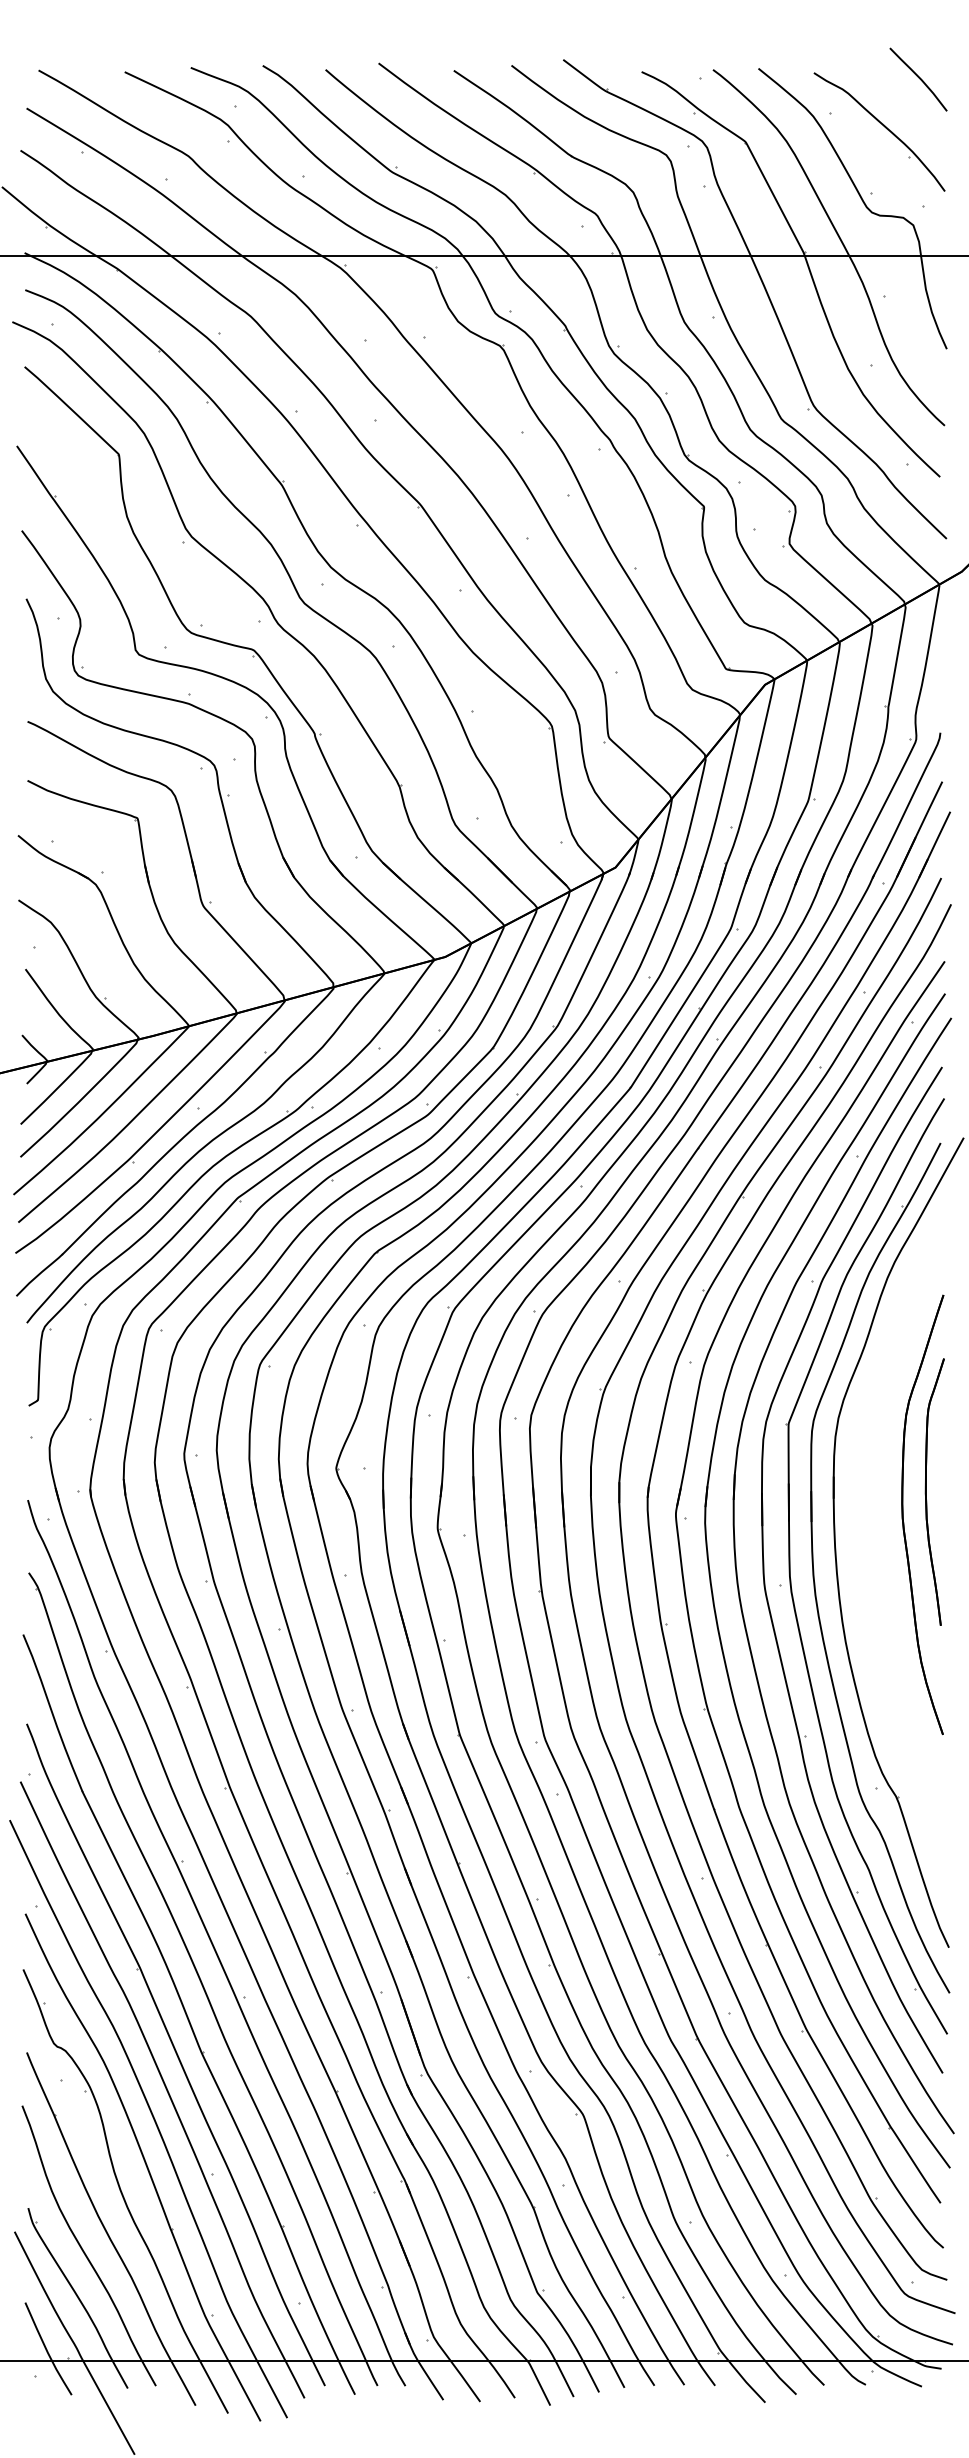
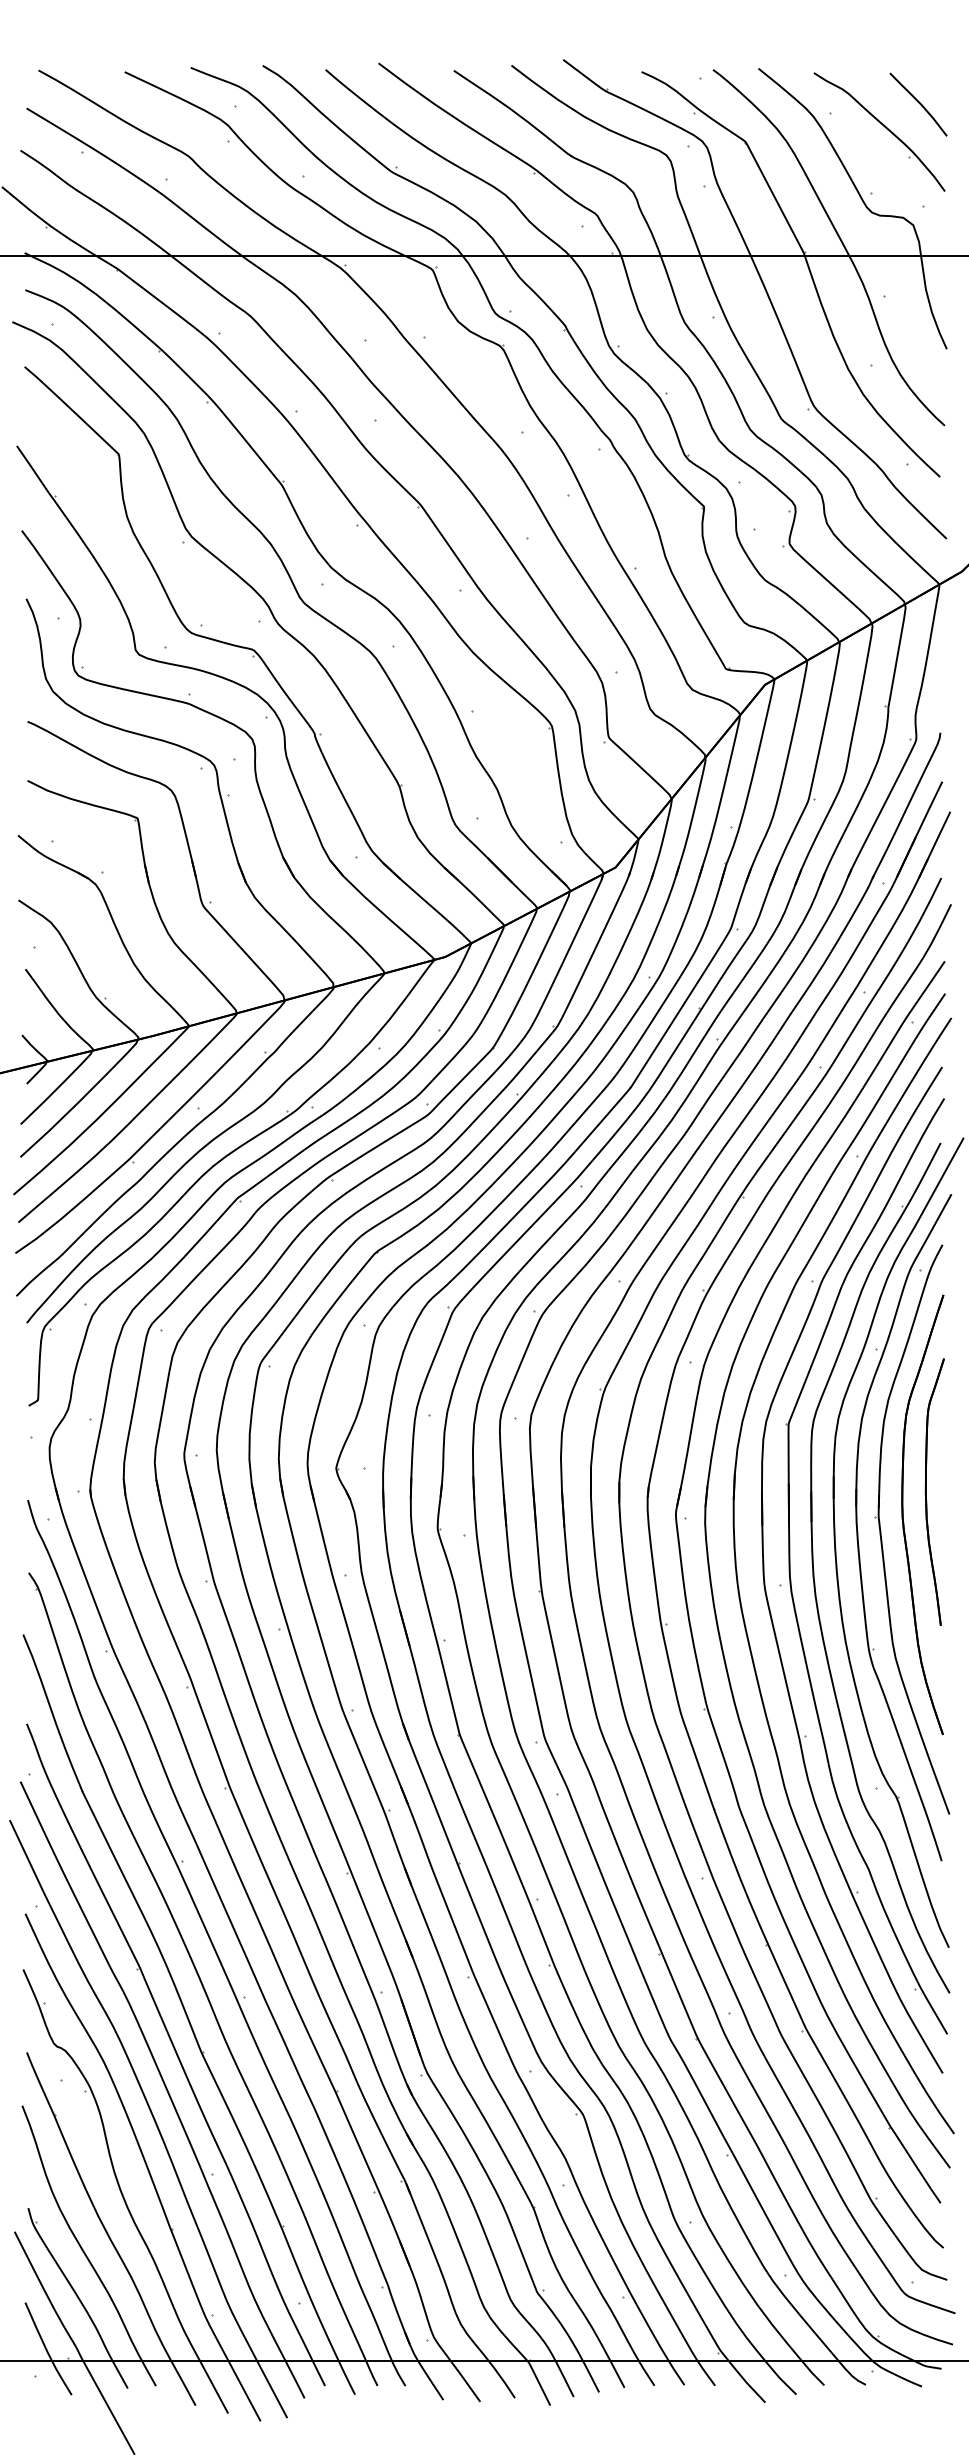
curve position: (918, 78) -> (918, 103) (918, 103)
part: none -> present (881, 1530)
